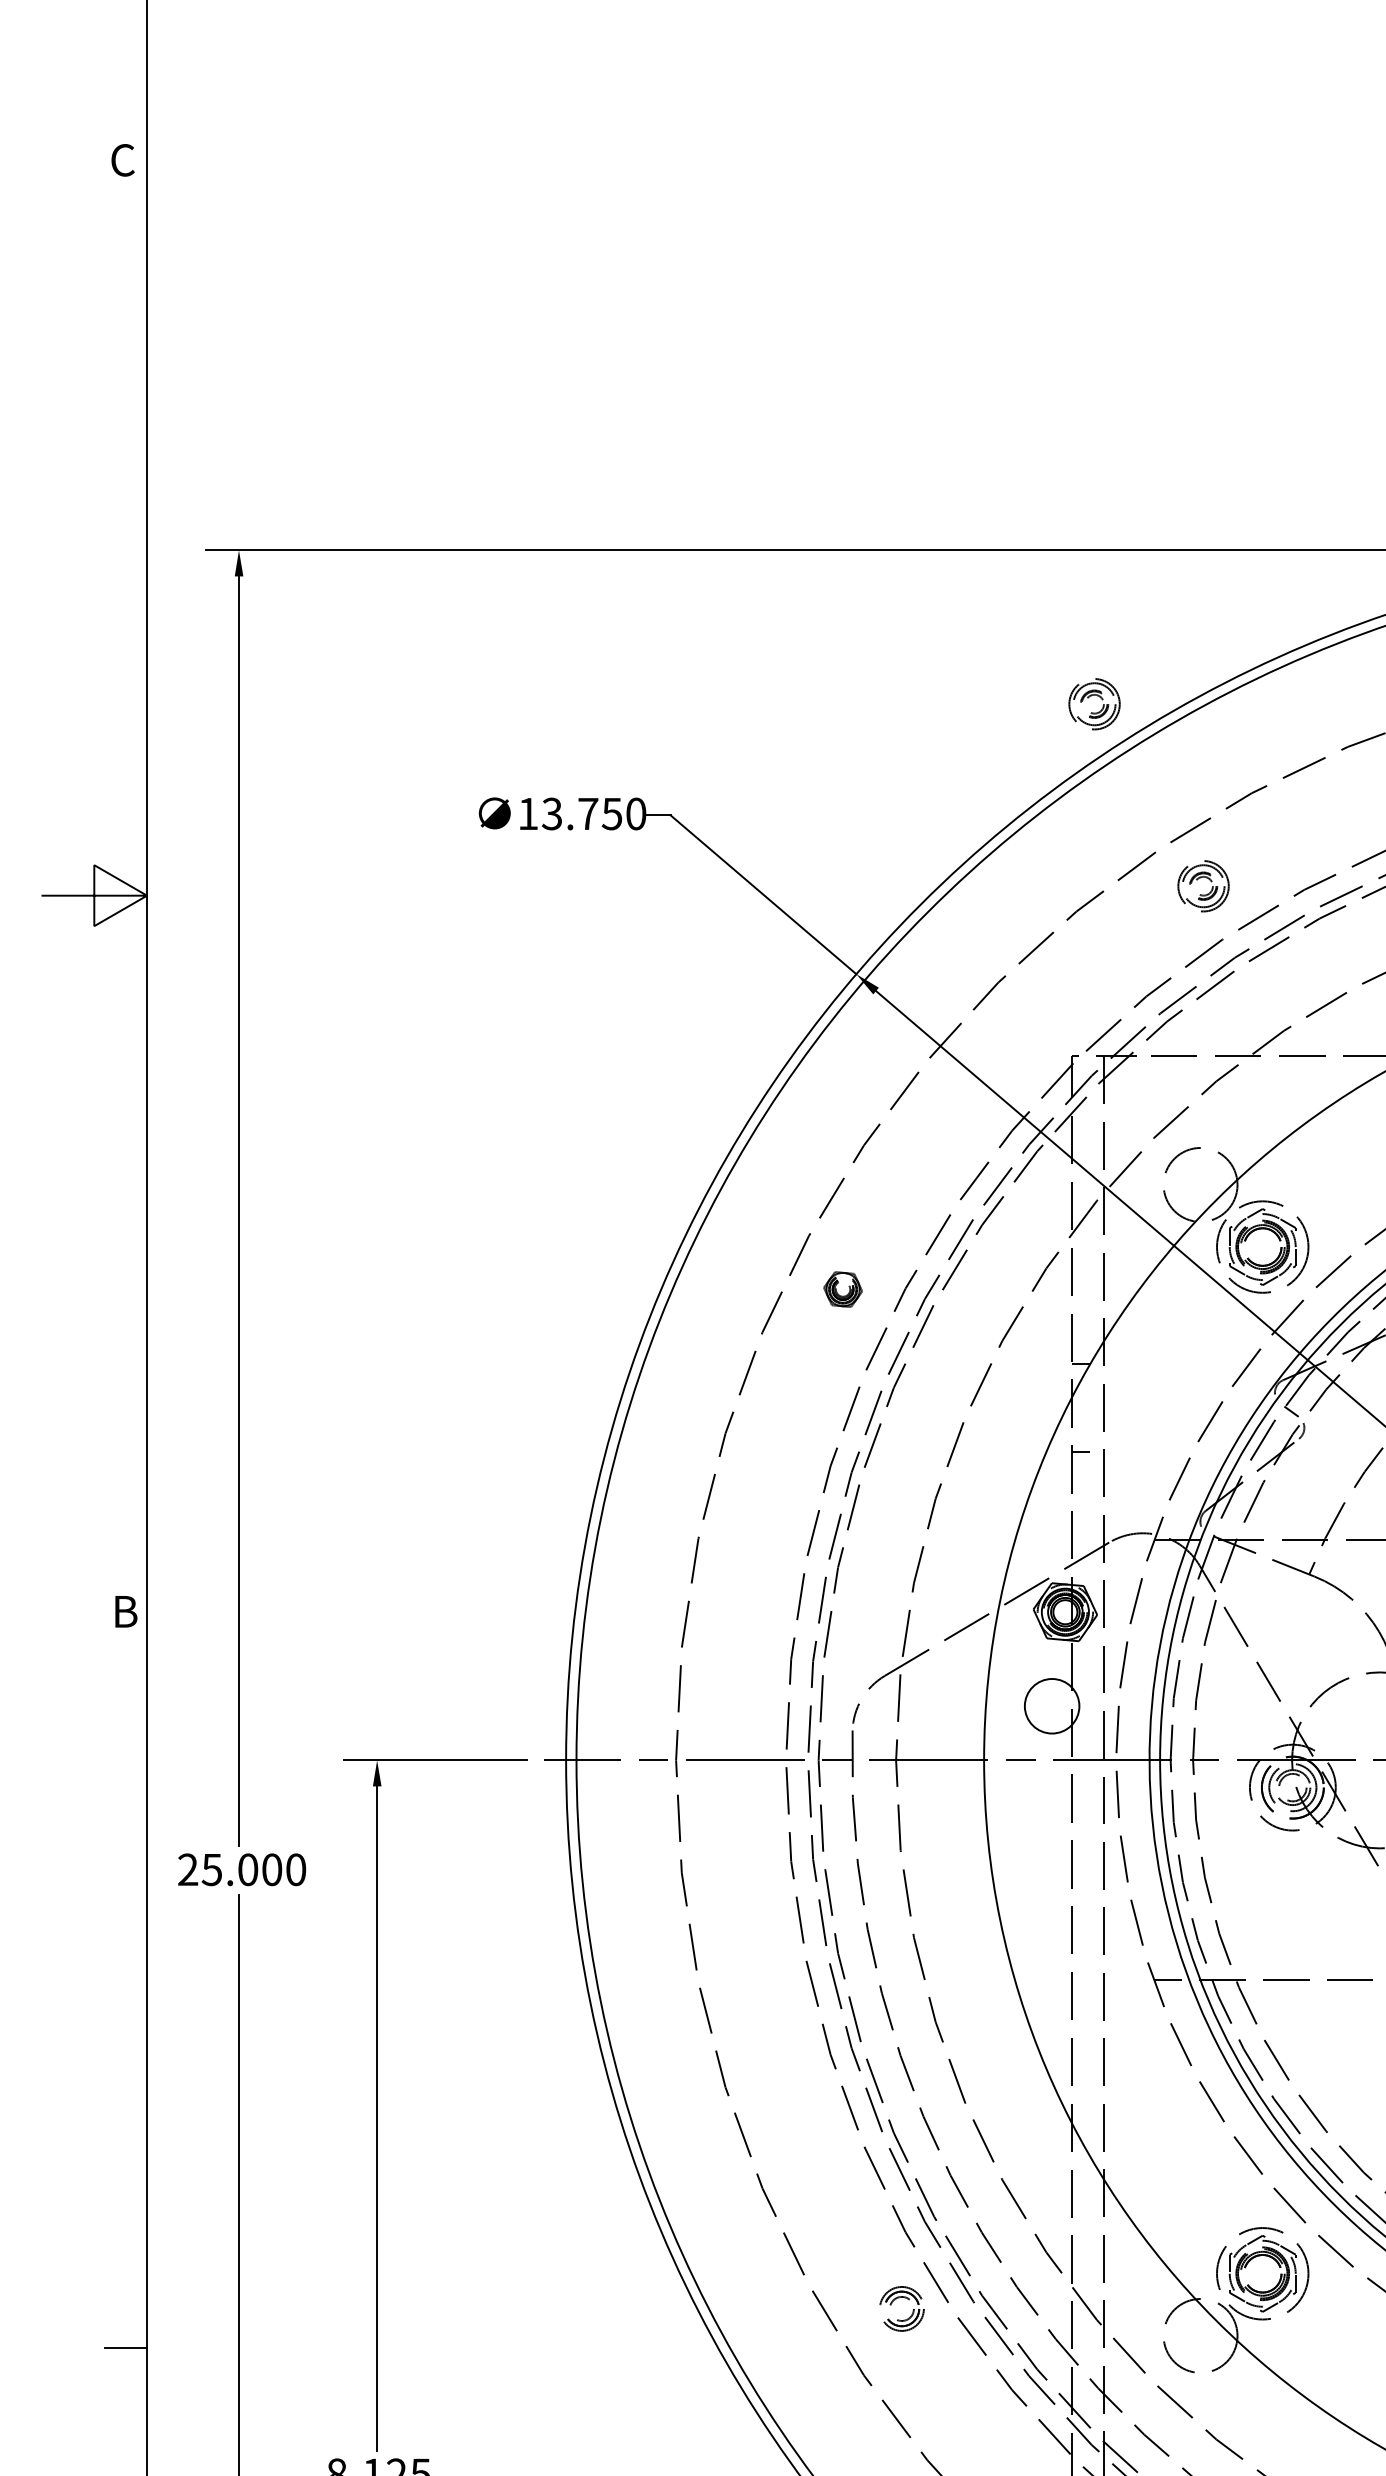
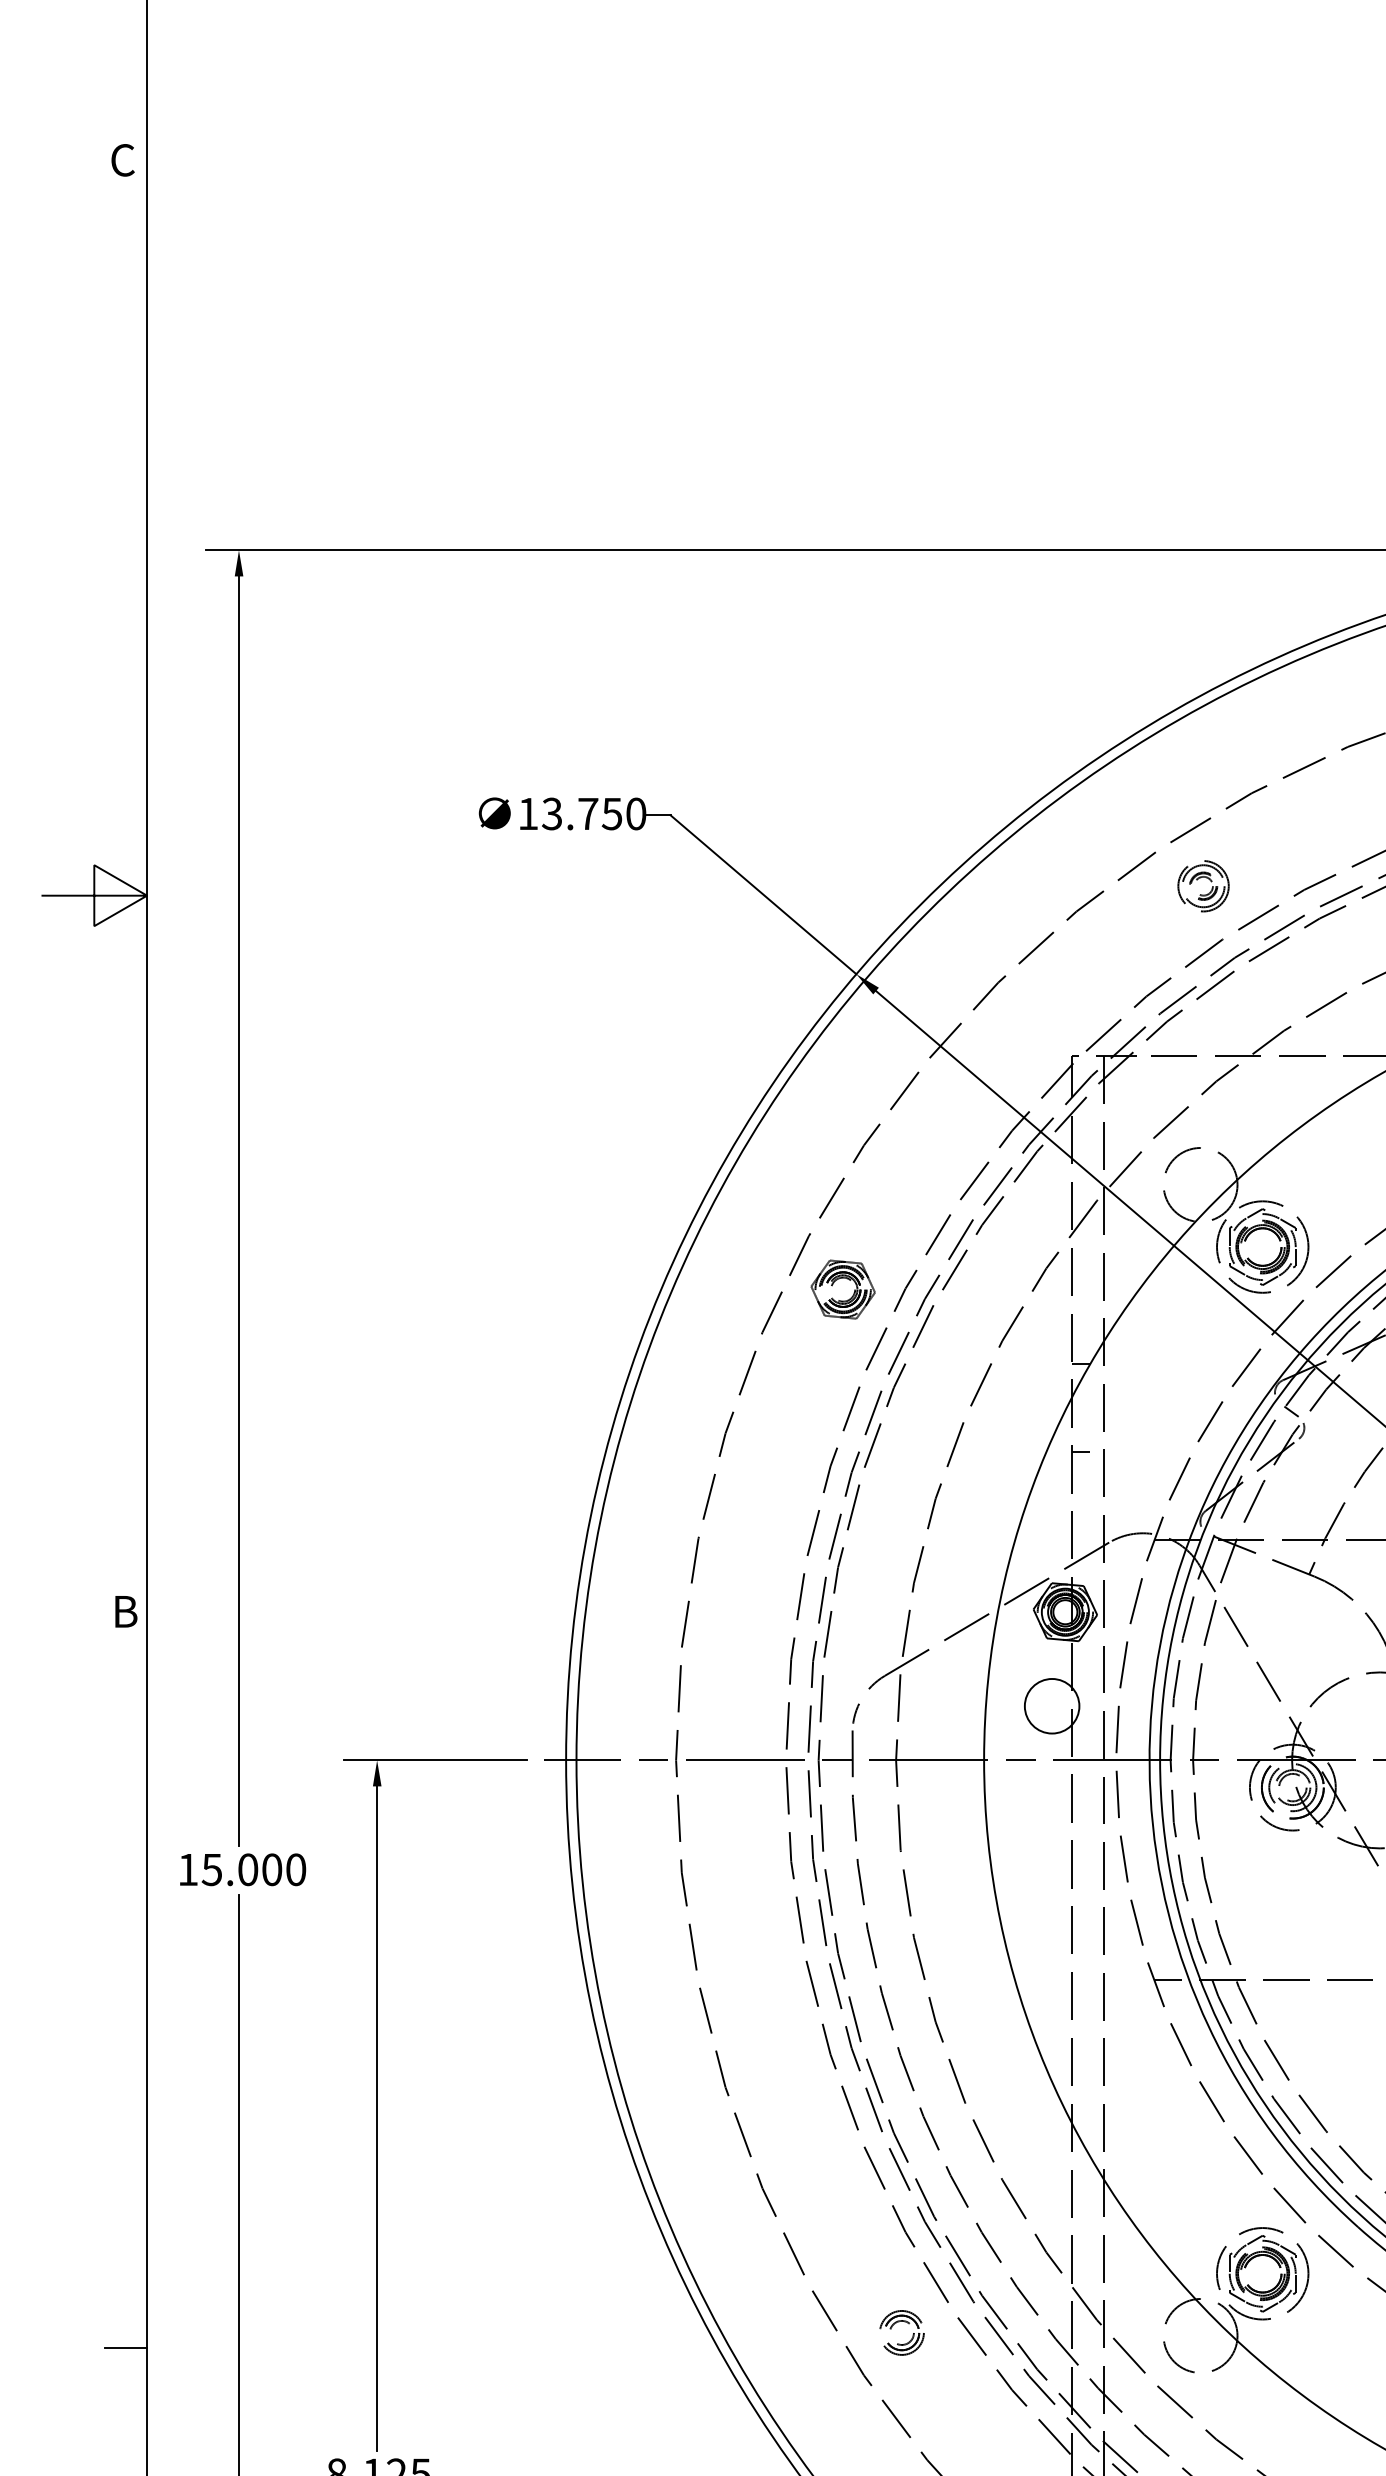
part: present -> none (1094, 712)
part size: 40x37 px -> 66x61 px (842, 1289)
text: 25.000 -> 15.000 (188, 1869)
part position: (899, 2298) -> (899, 2322) (899, 2322)
